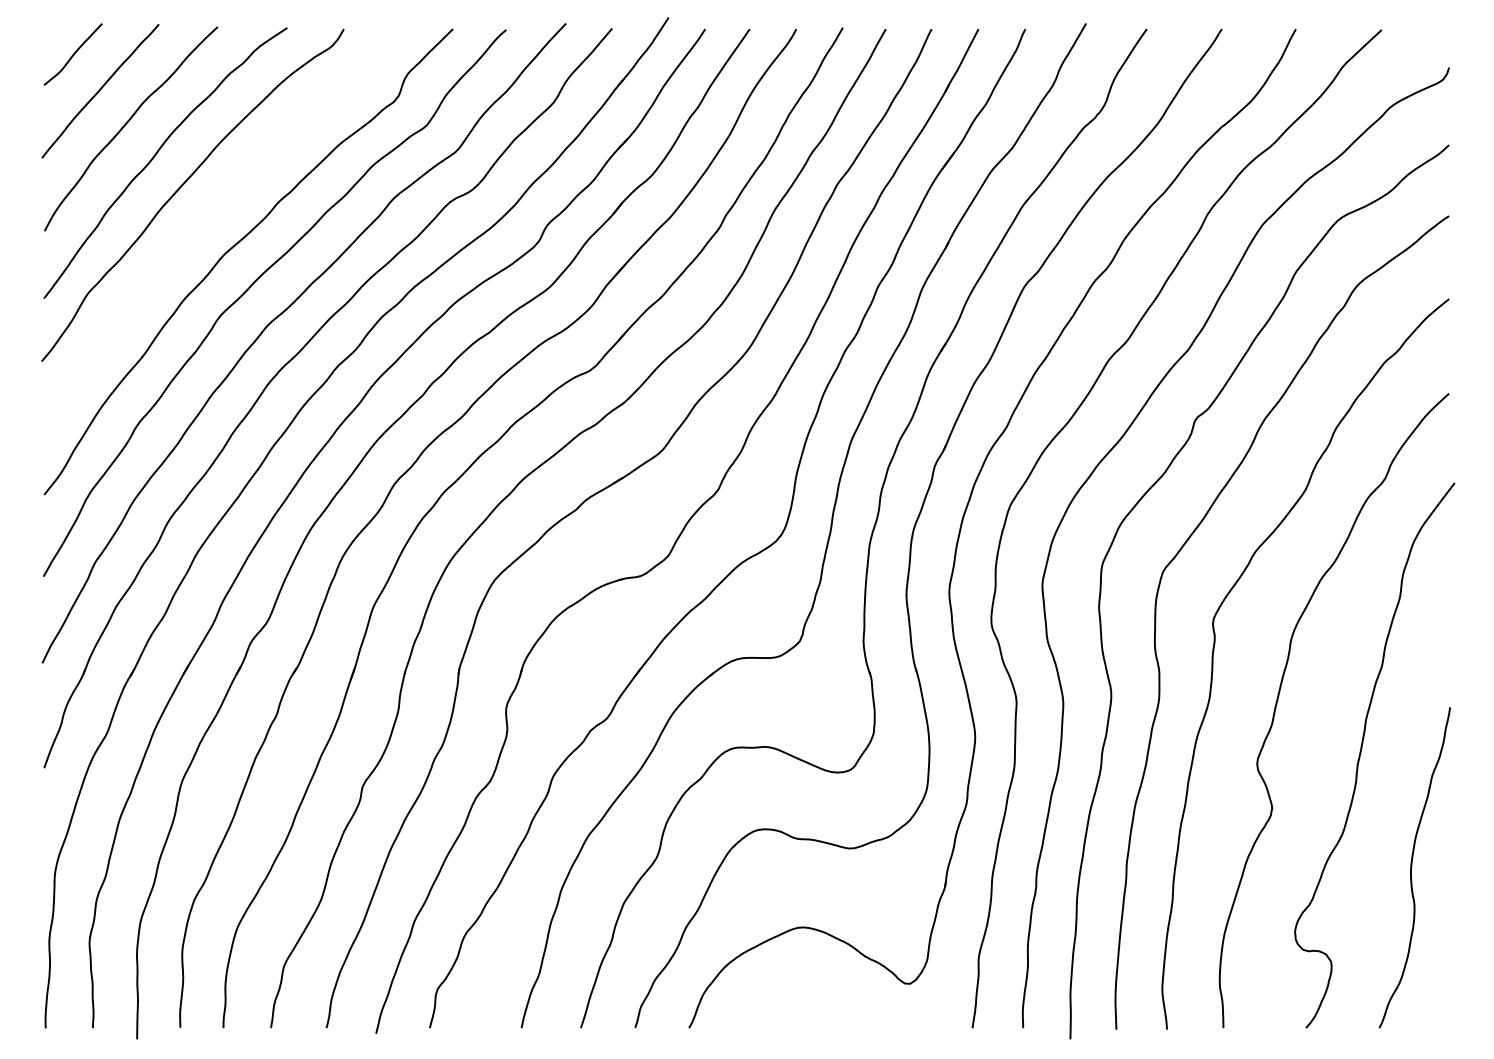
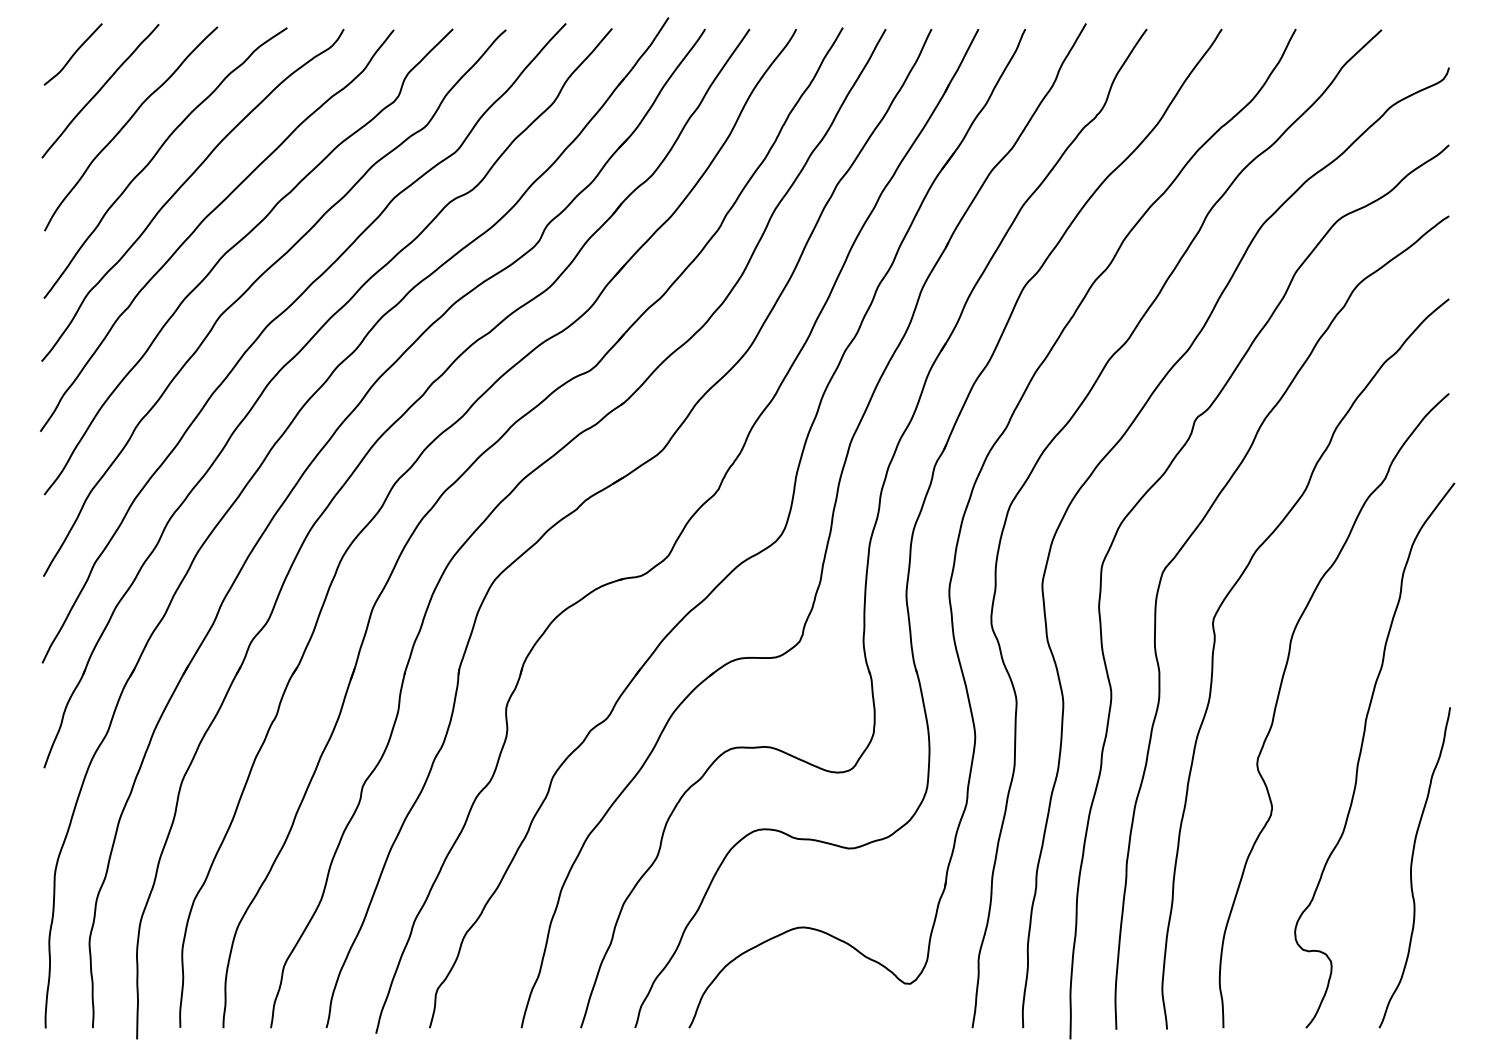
curve: none -> present (206, 218)
